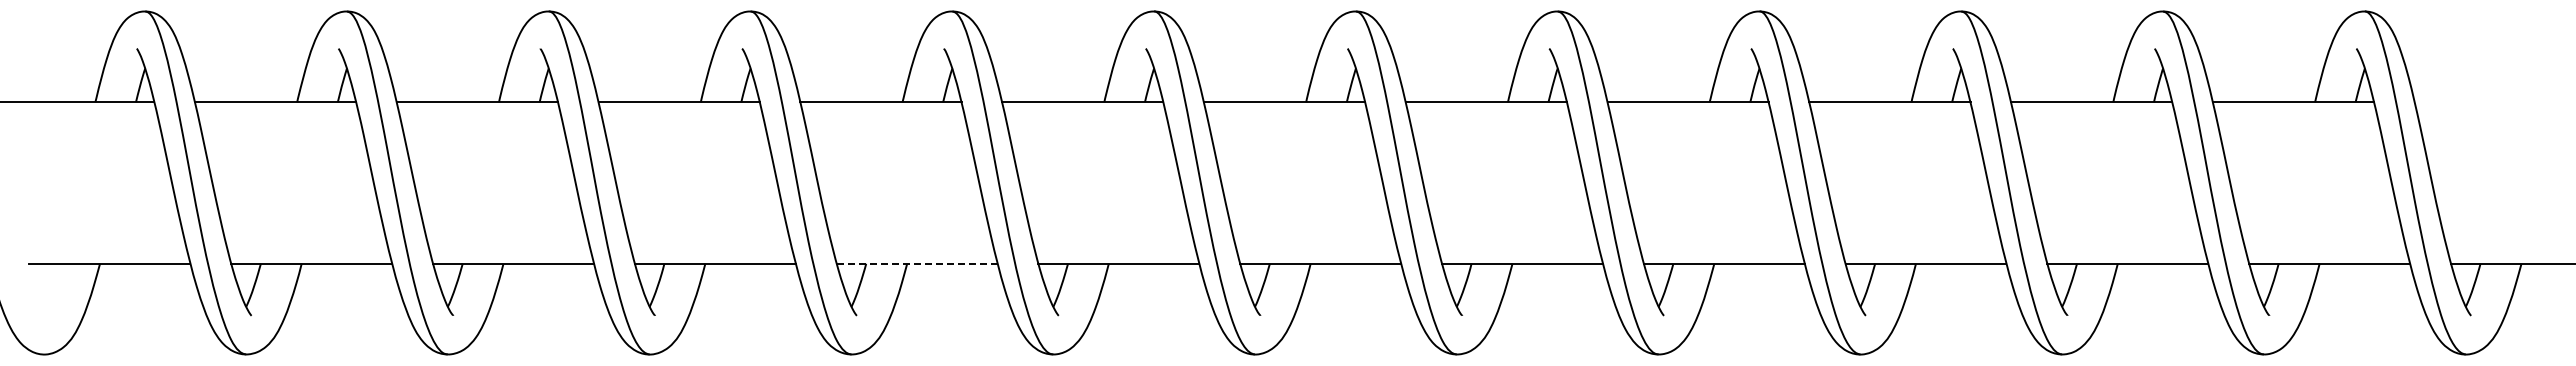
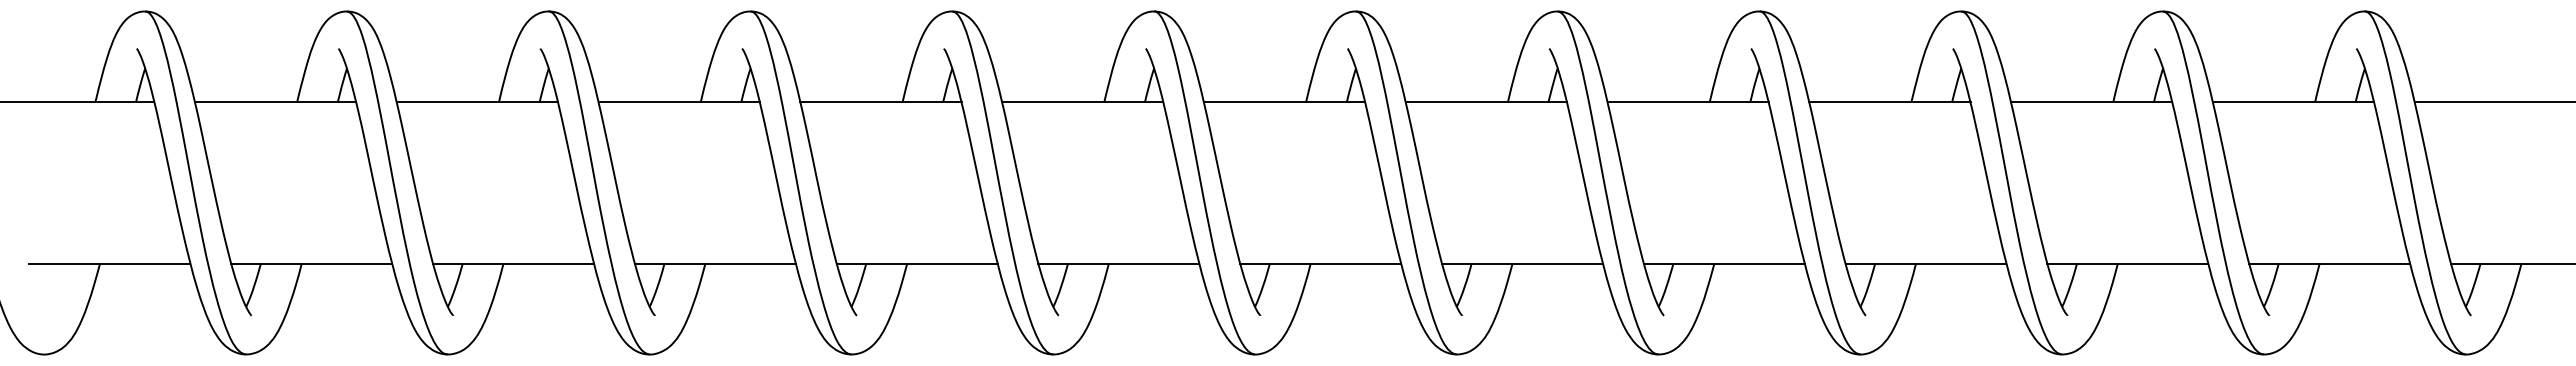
line: none -> present (2493, 102)
line: dashed -> solid (917, 263)
